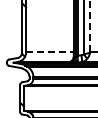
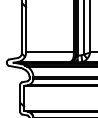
line: dashed -> solid (90, 26)
line: dashed -> solid (49, 52)
